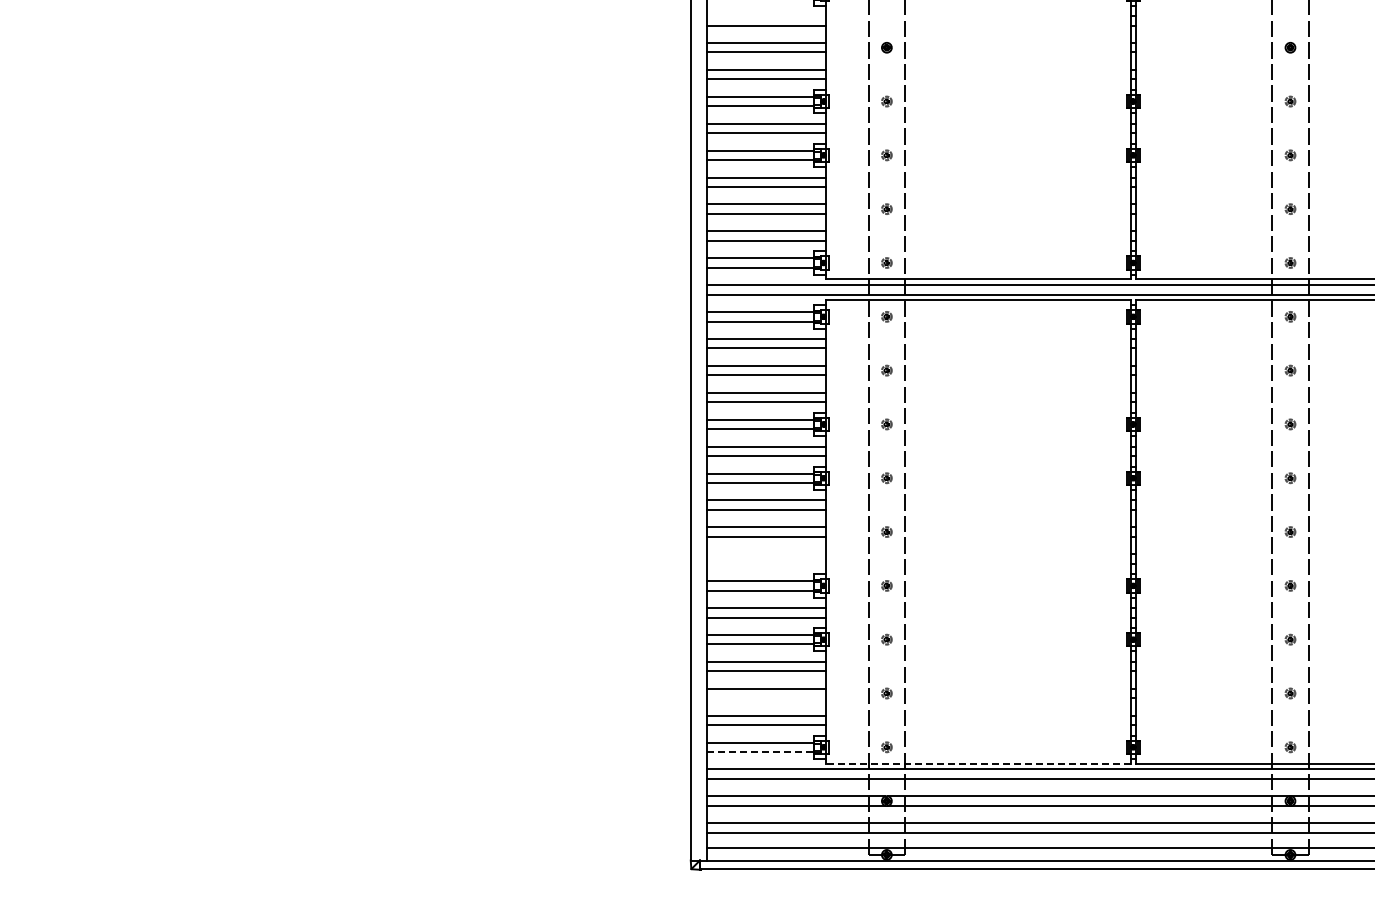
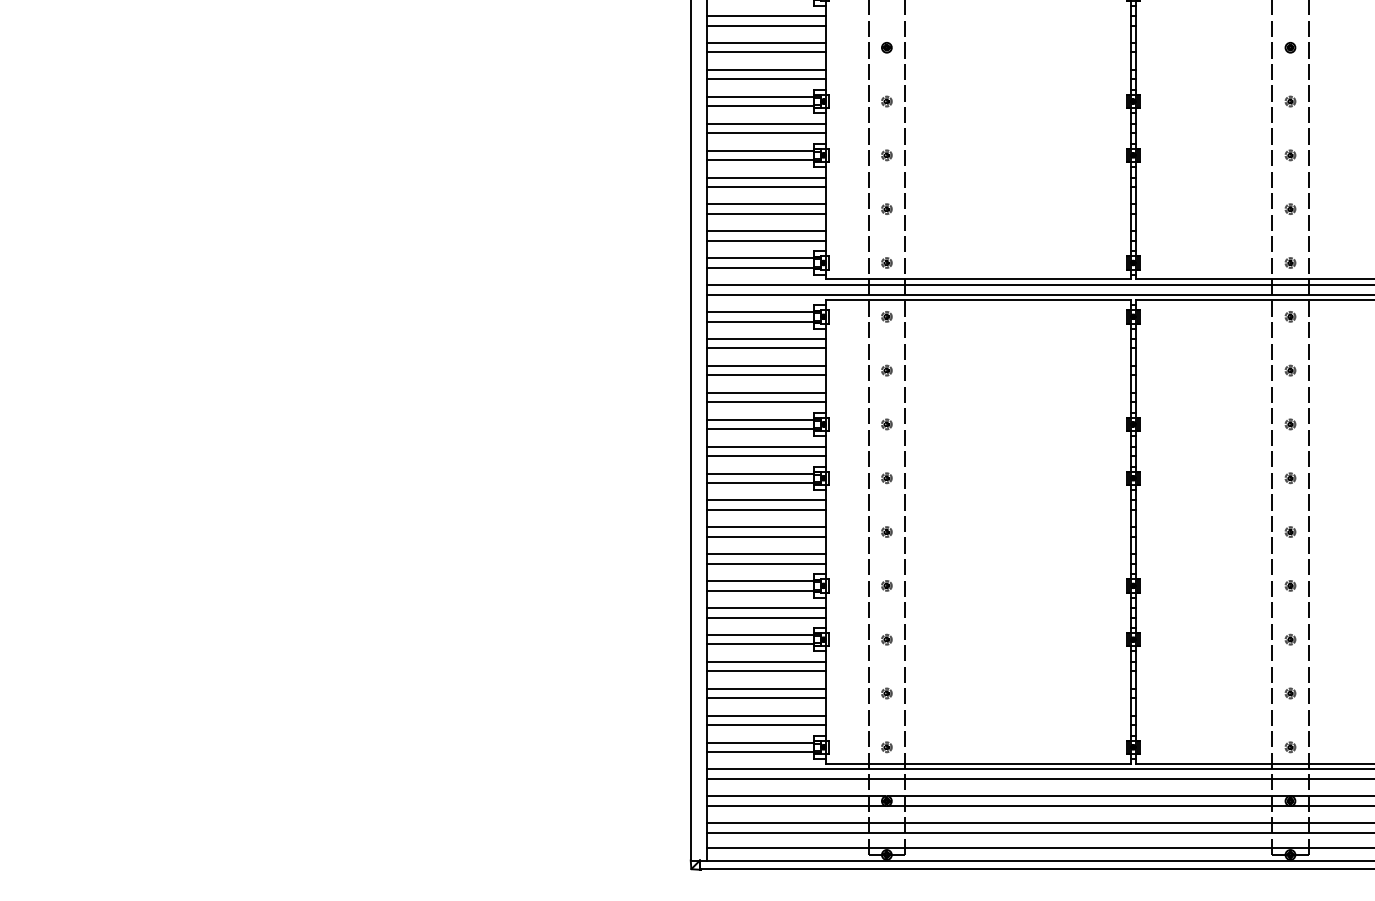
line: none -> present (765, 16)
line: none -> present (765, 554)
line: none -> present (765, 563)
line: none -> present (765, 698)
line: dashed -> solid (760, 752)
line: dashed -> solid (978, 763)
